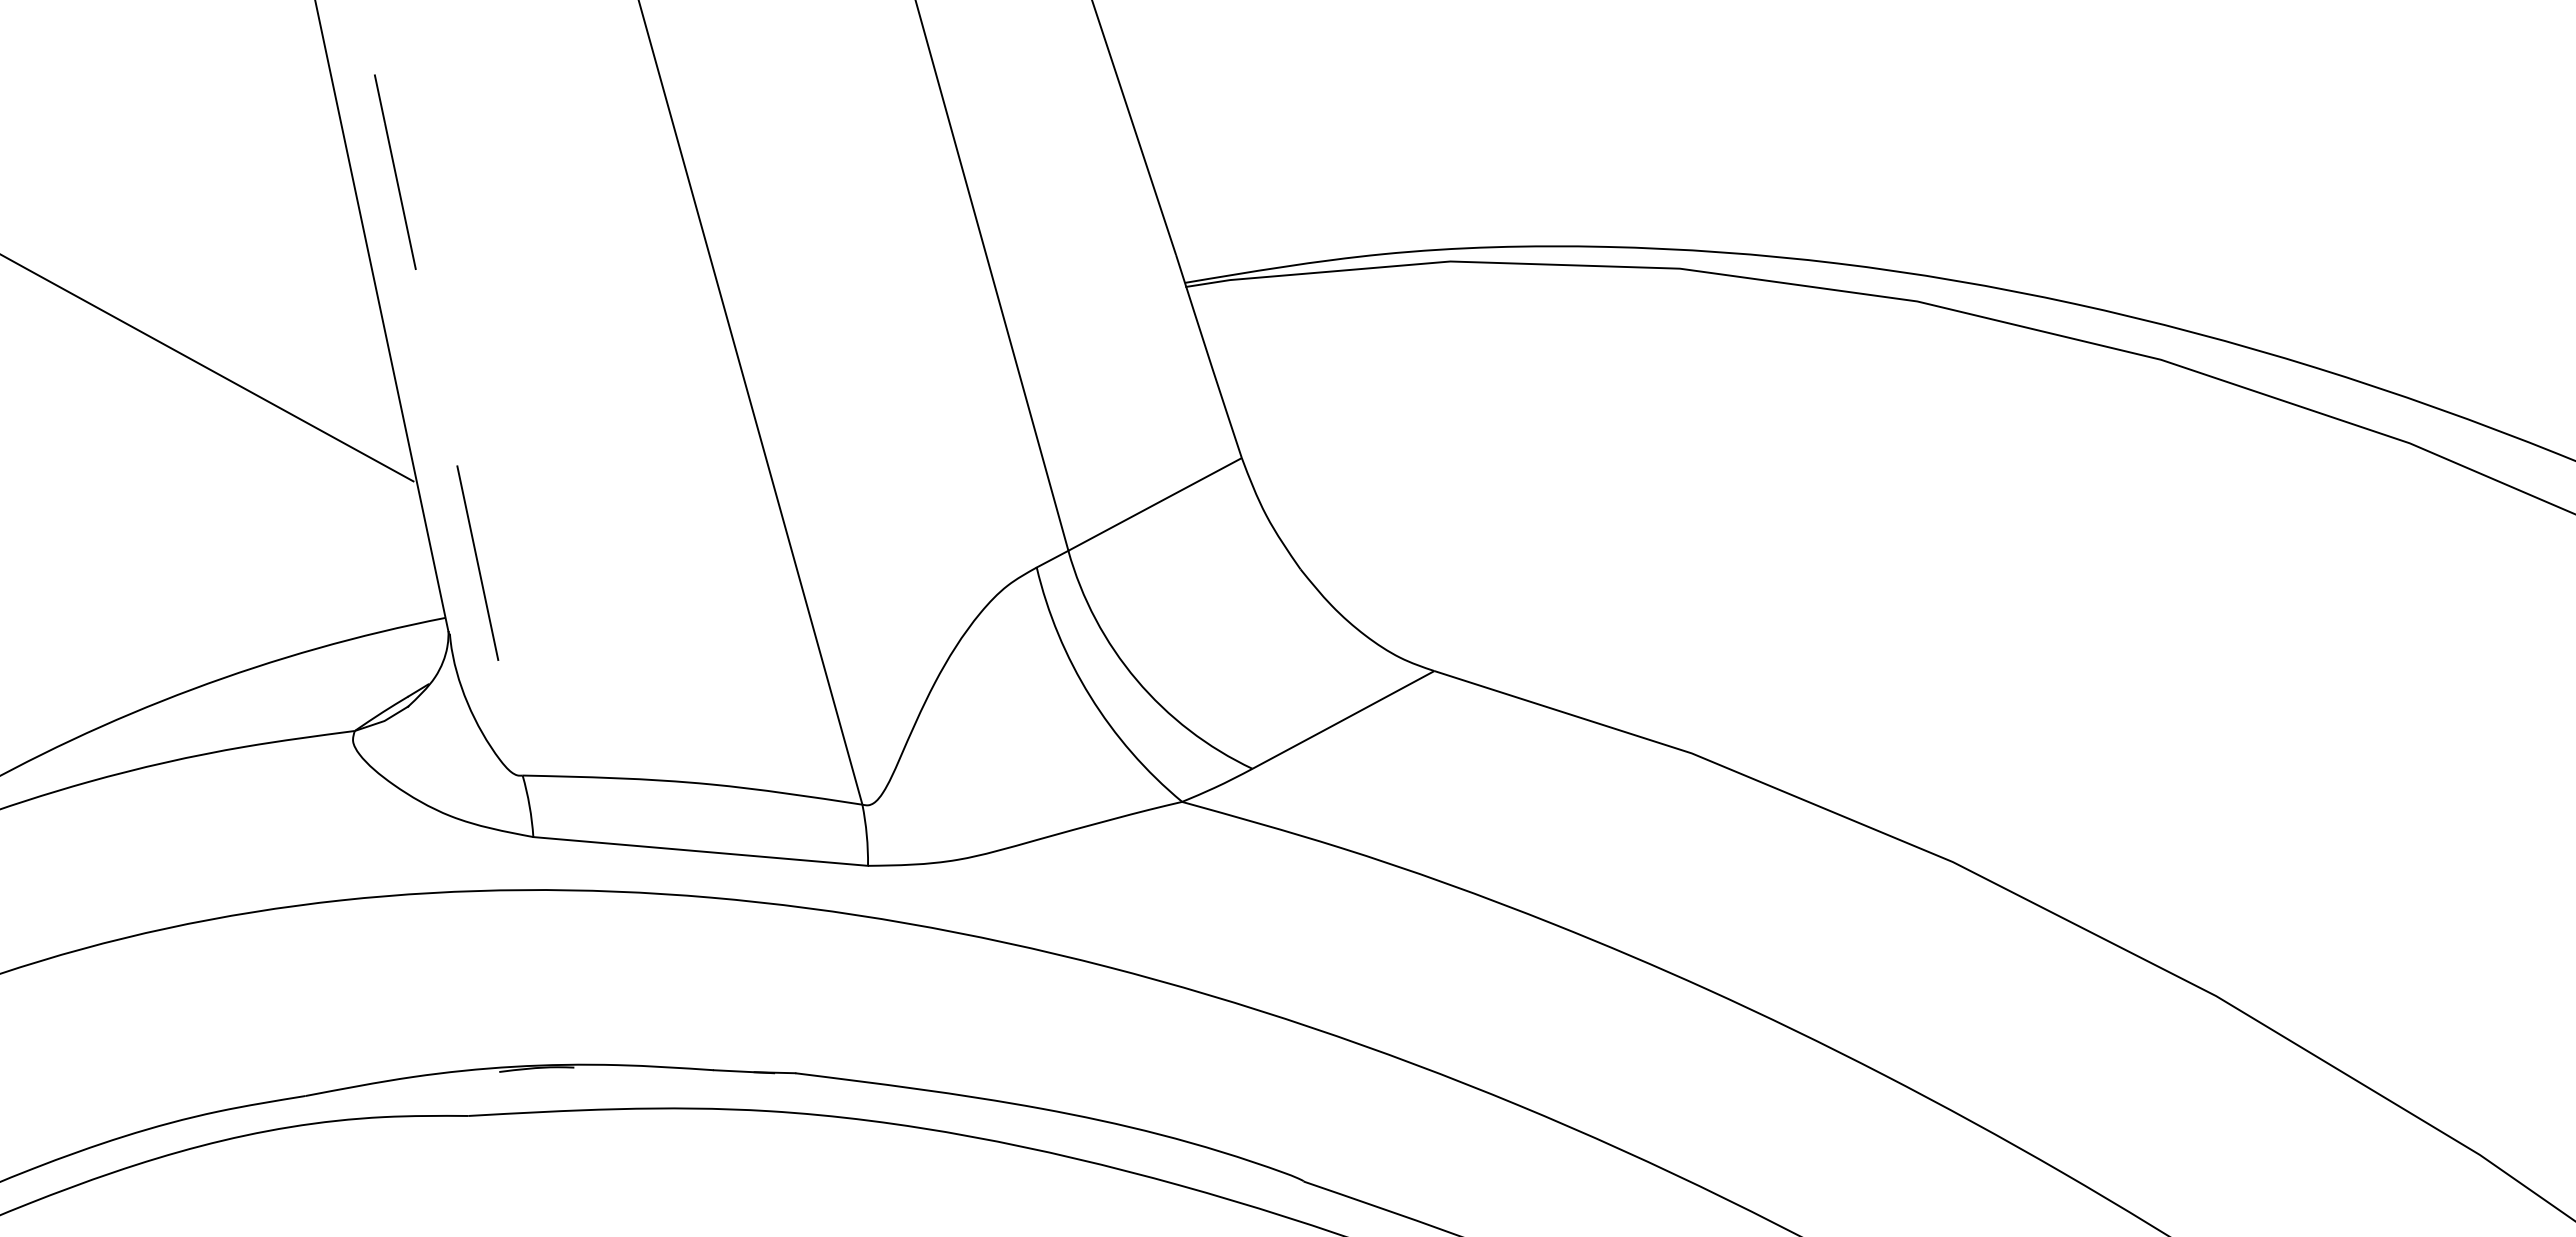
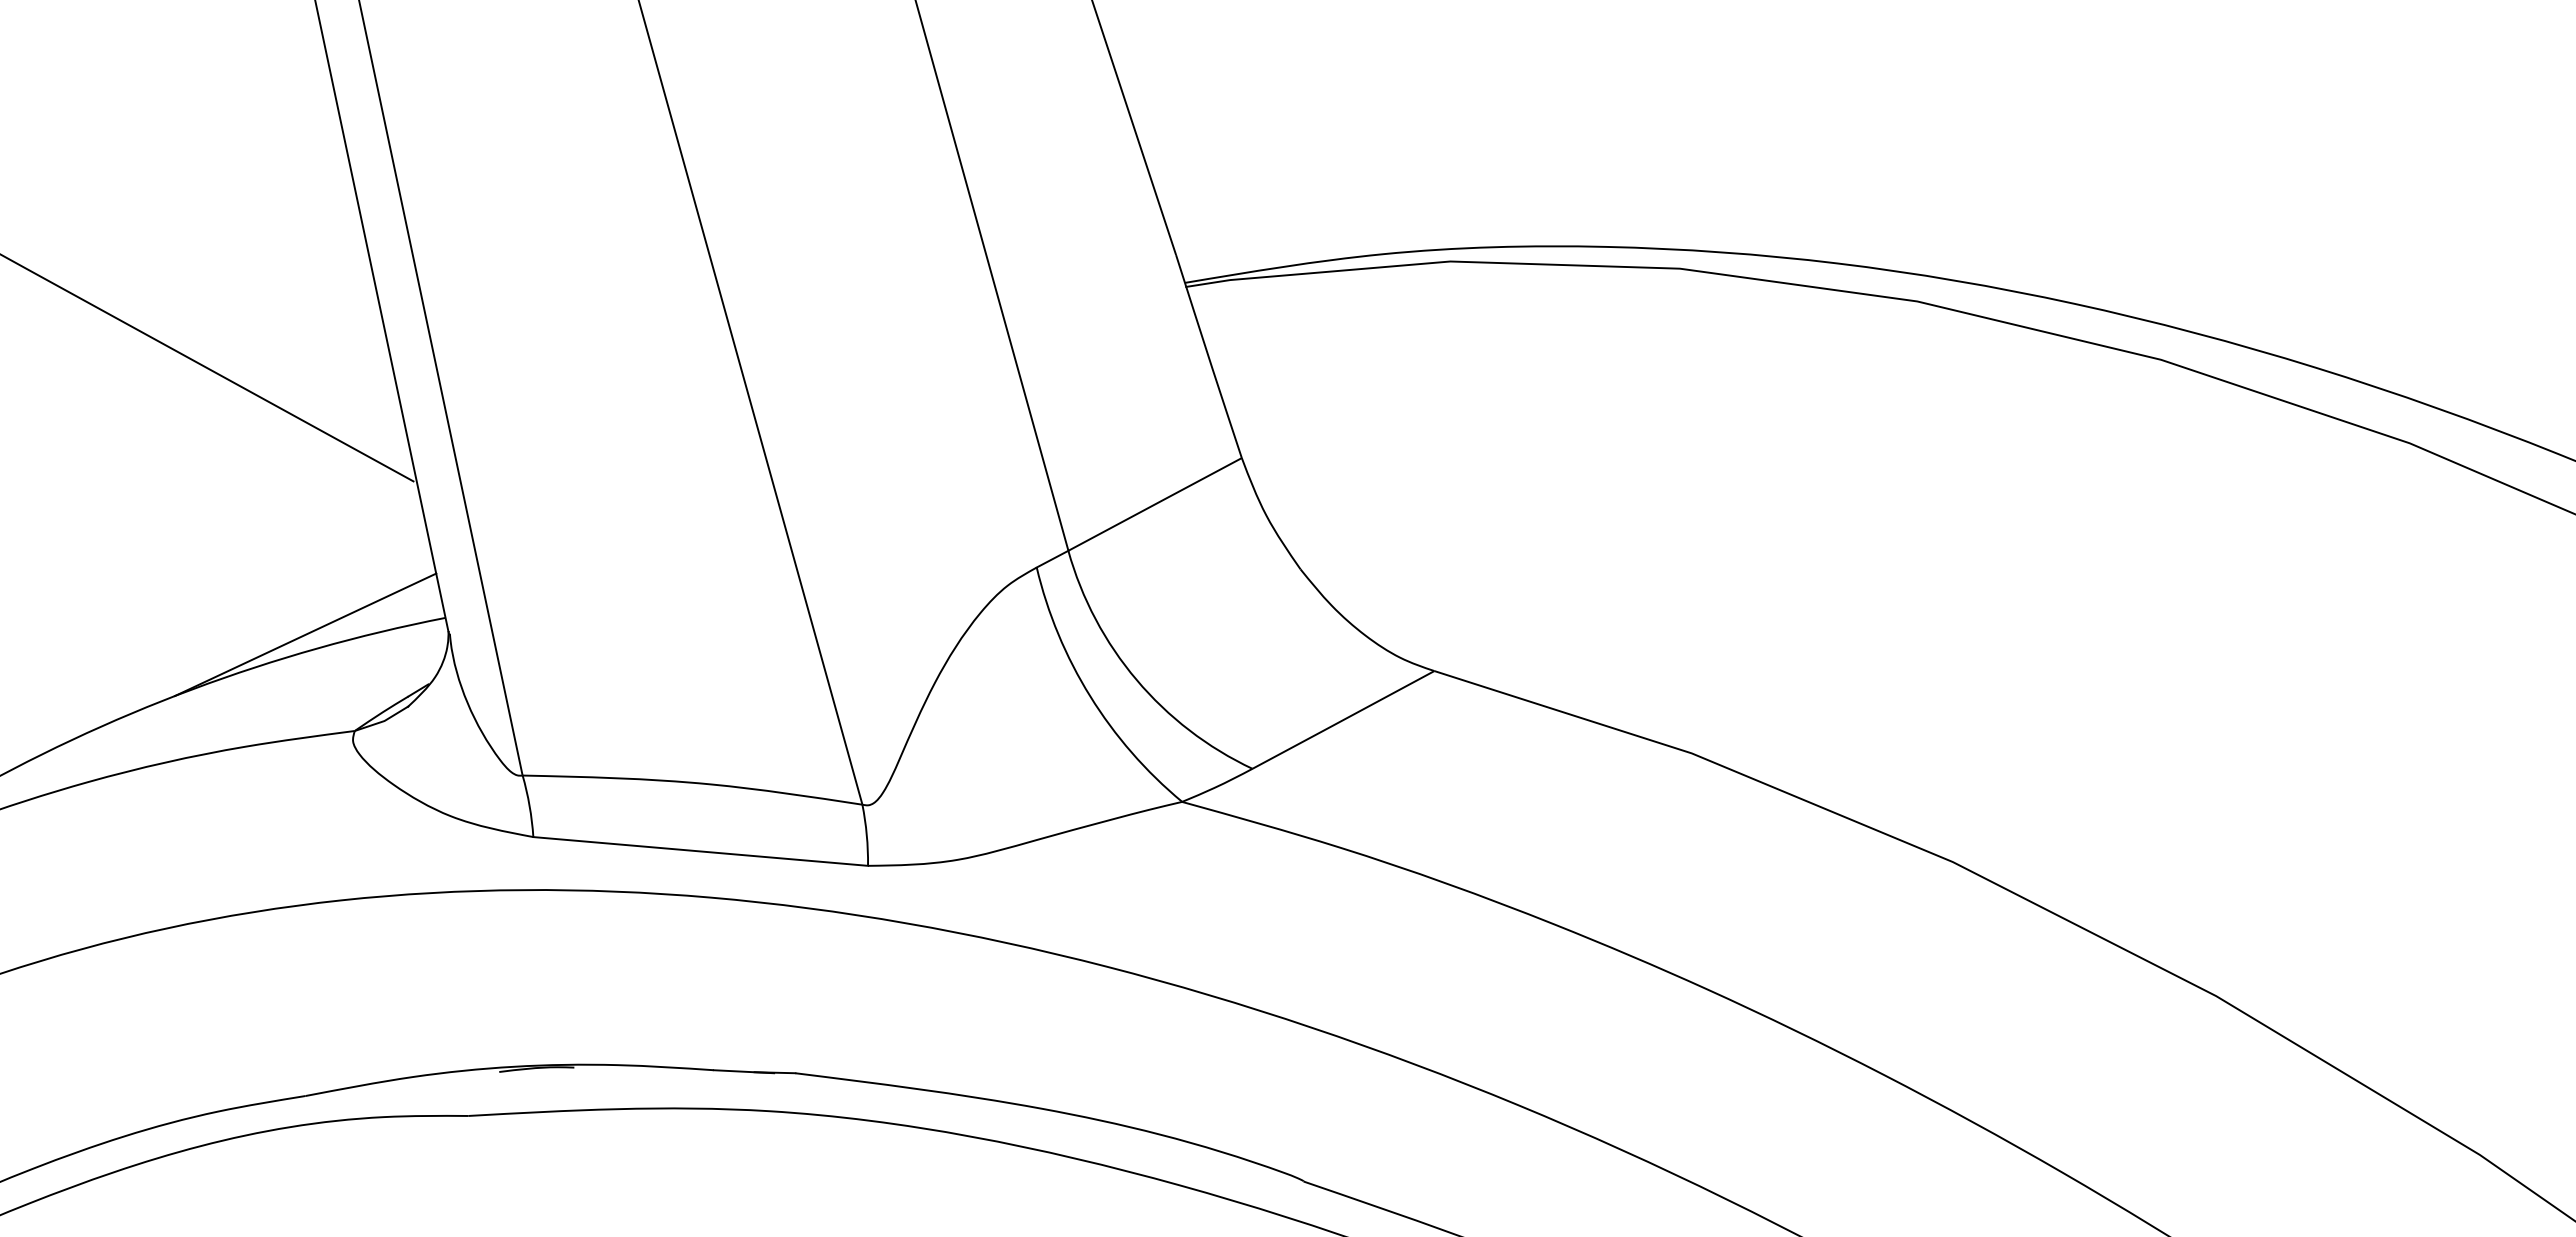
line: dashed -> solid (440, 388)
line: none -> present (305, 634)
